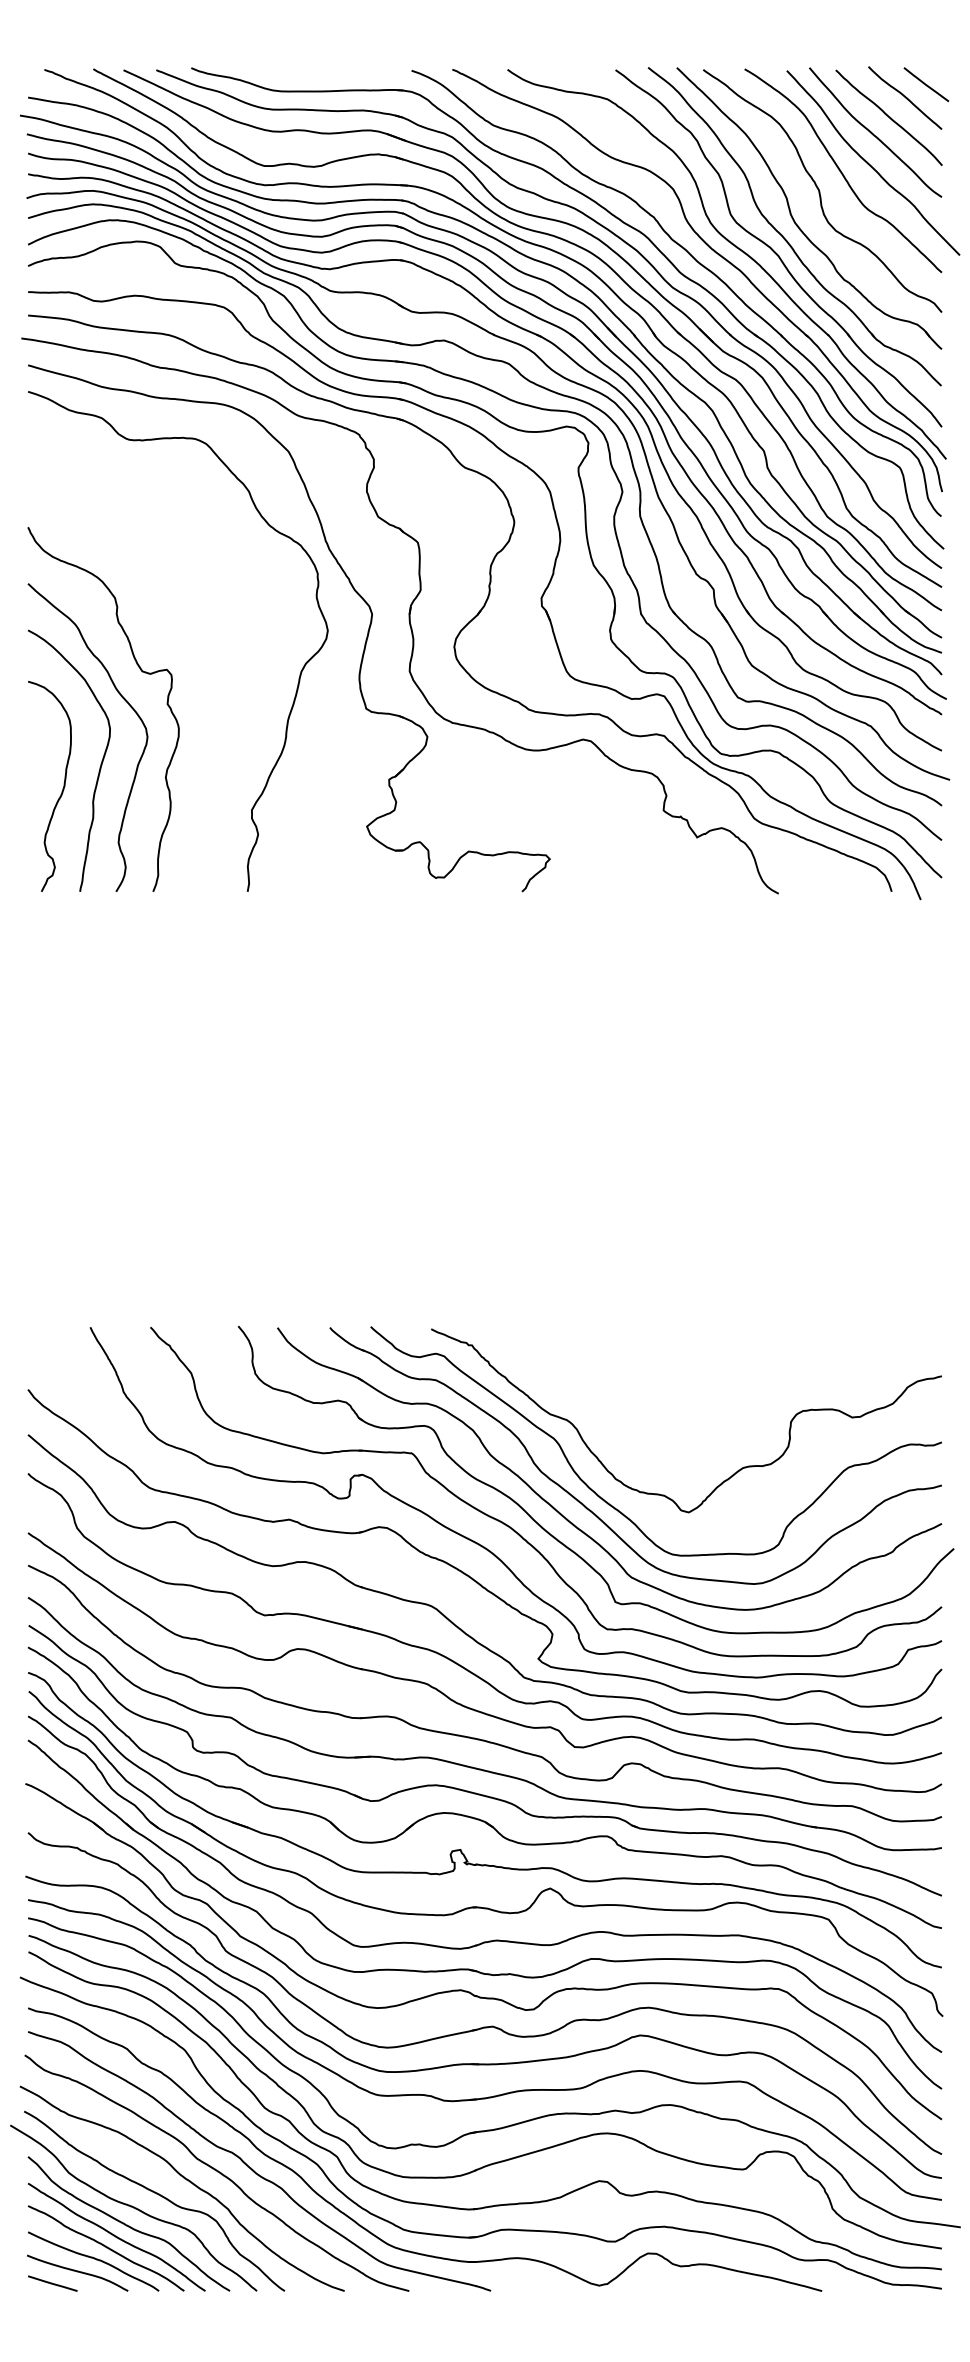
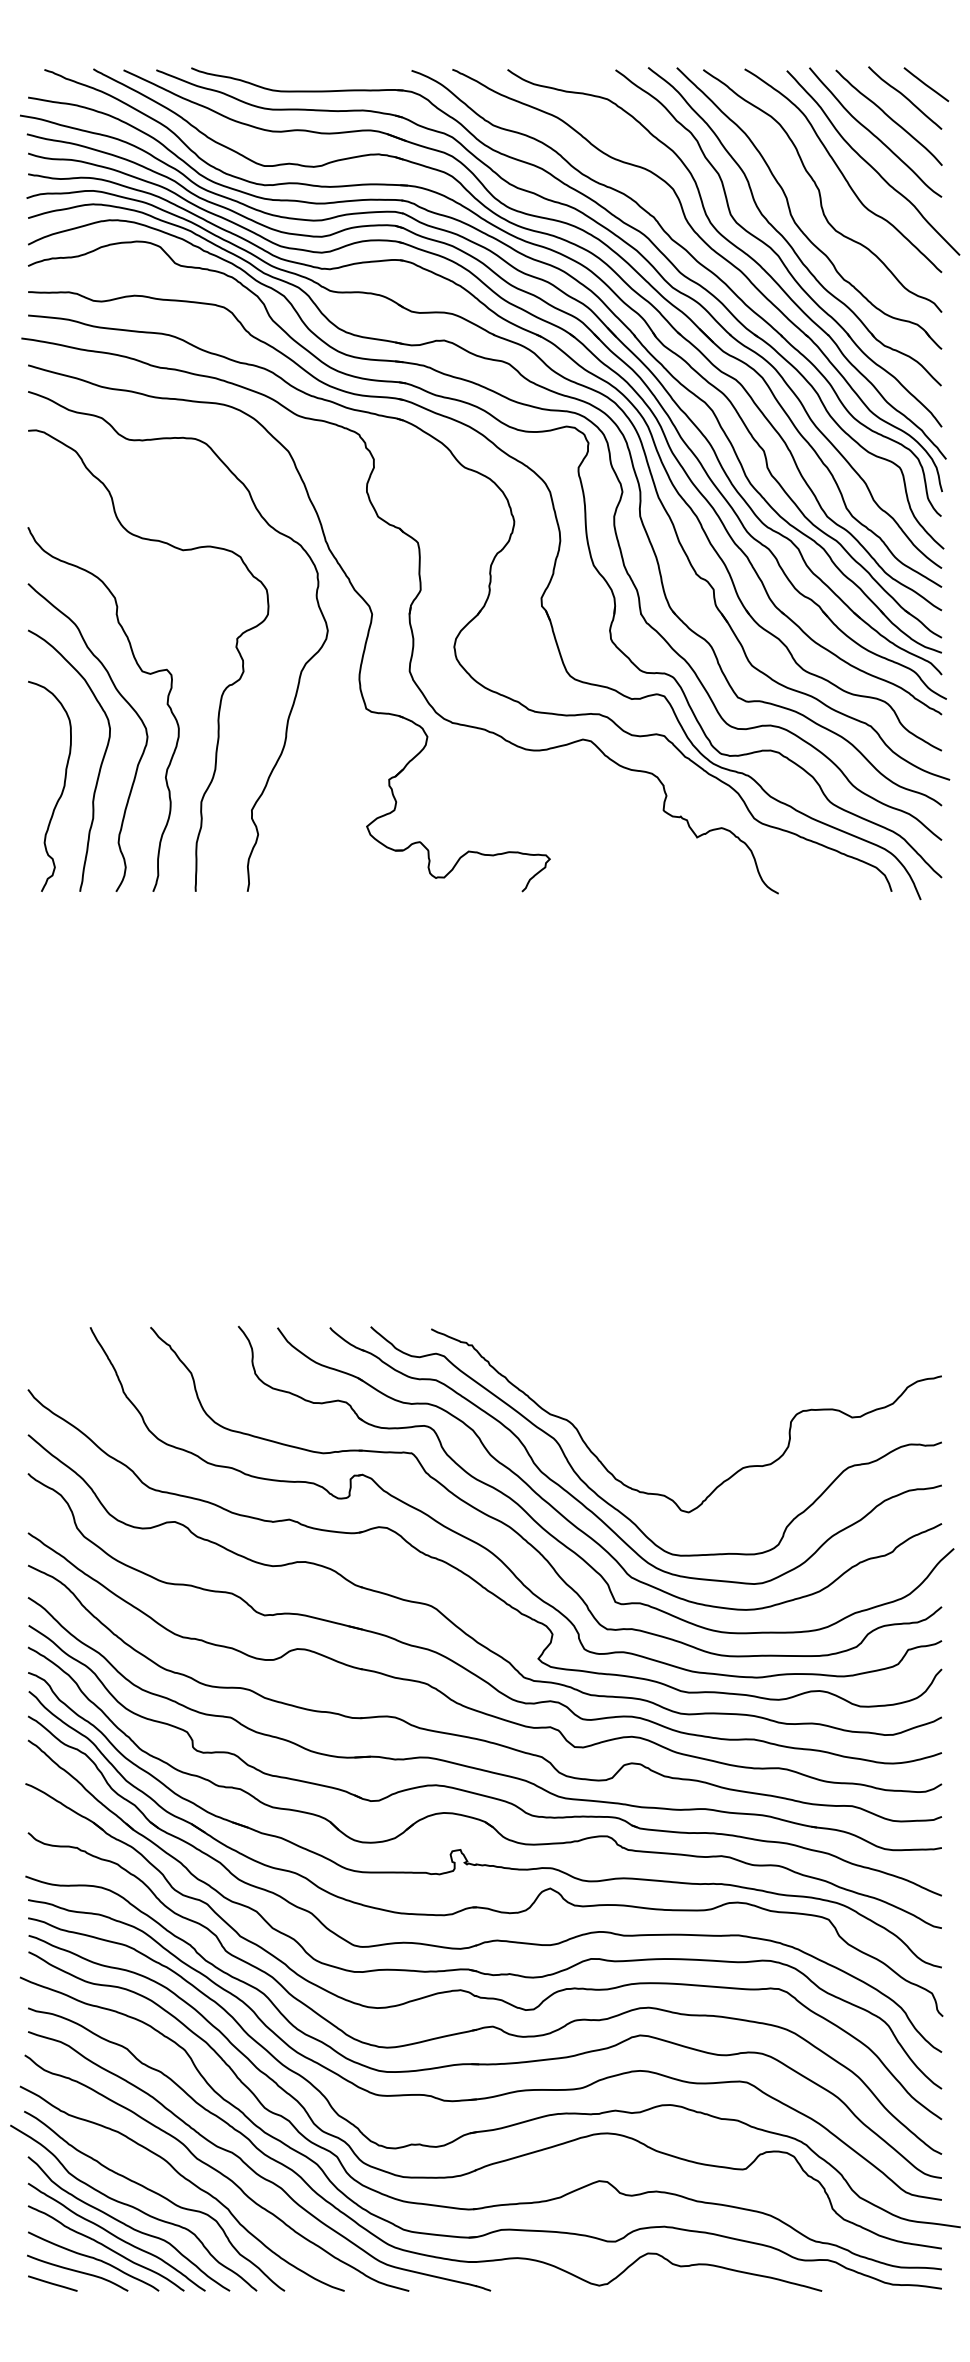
curve: none -> present (222, 691)
